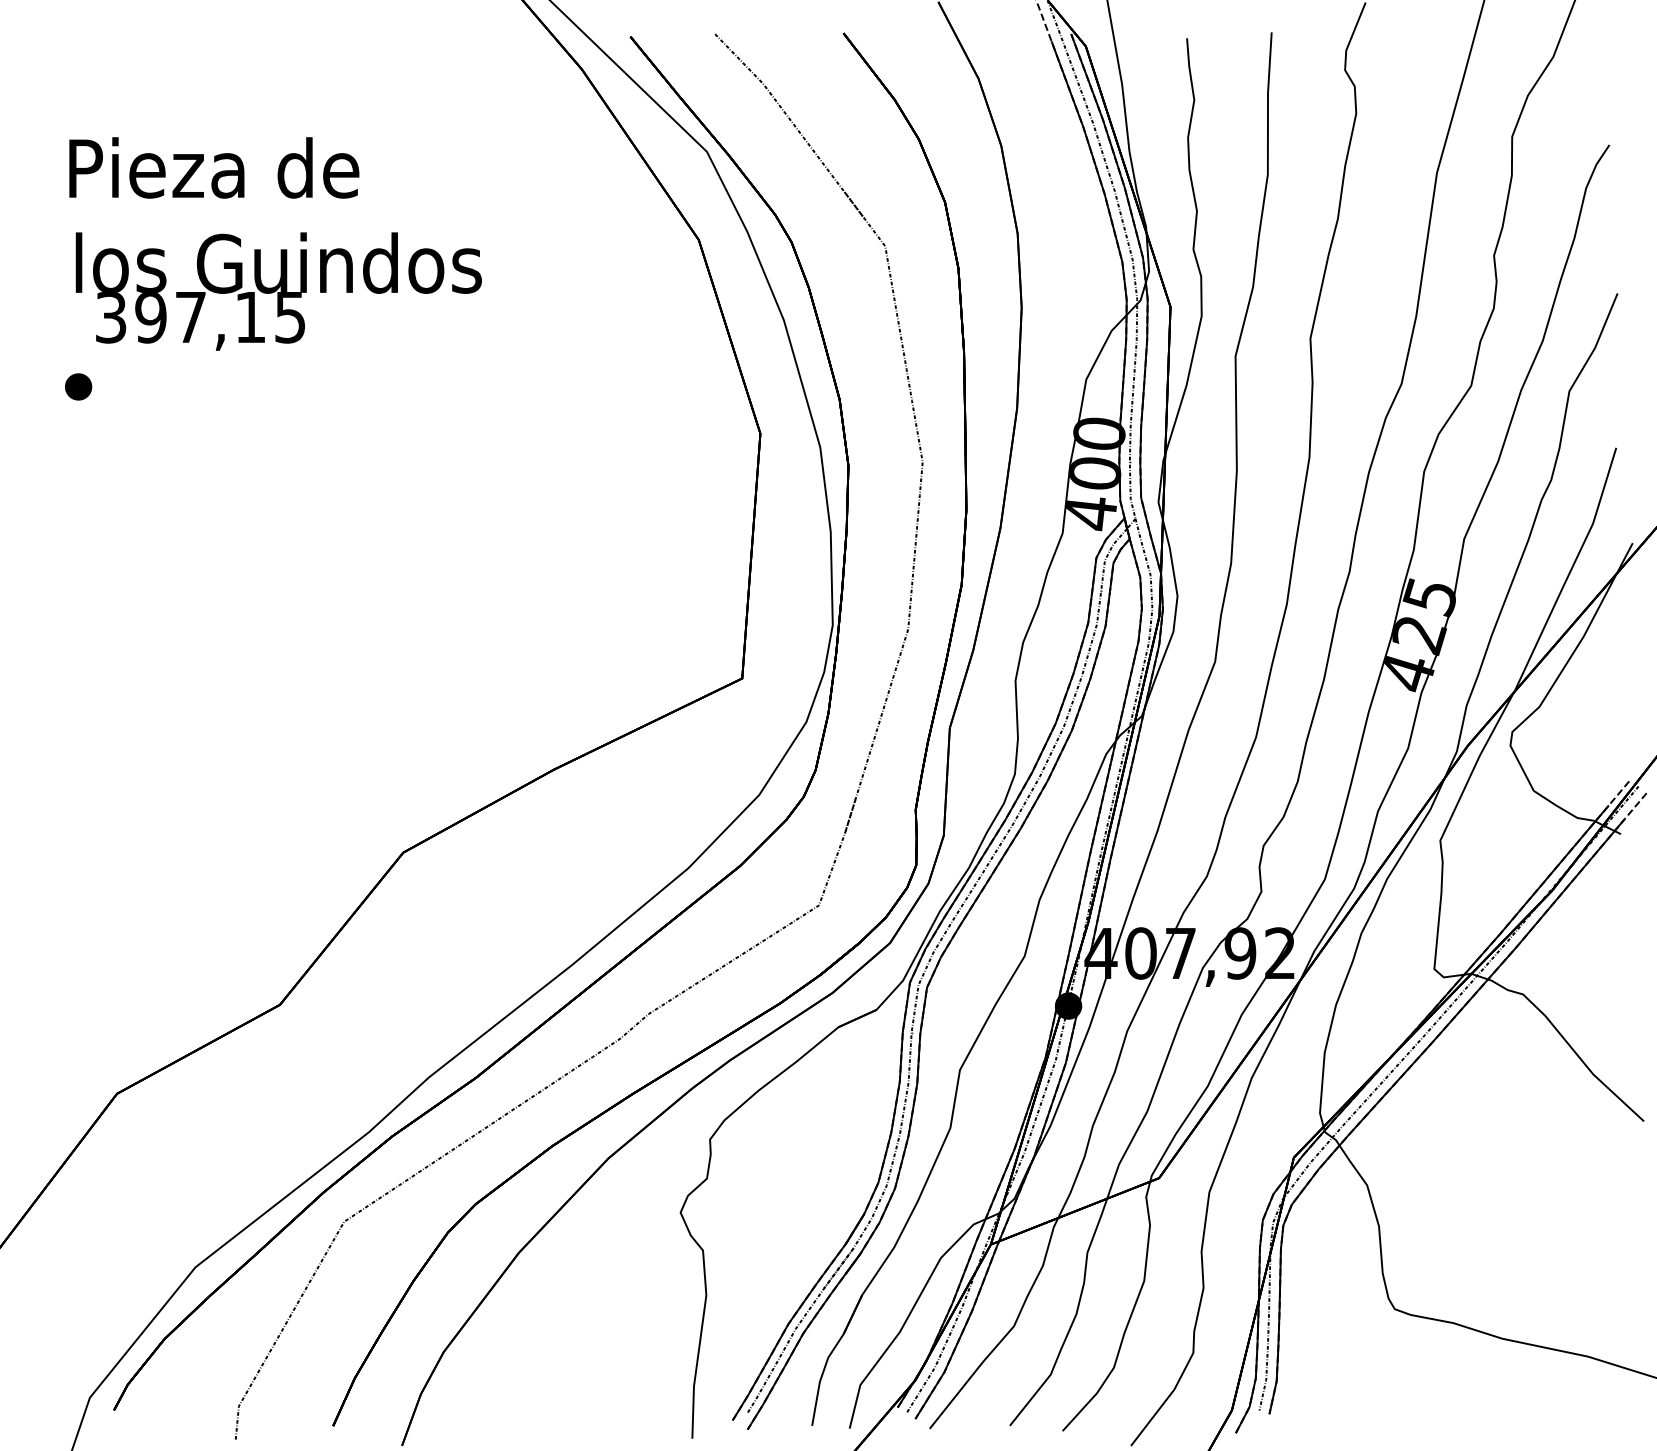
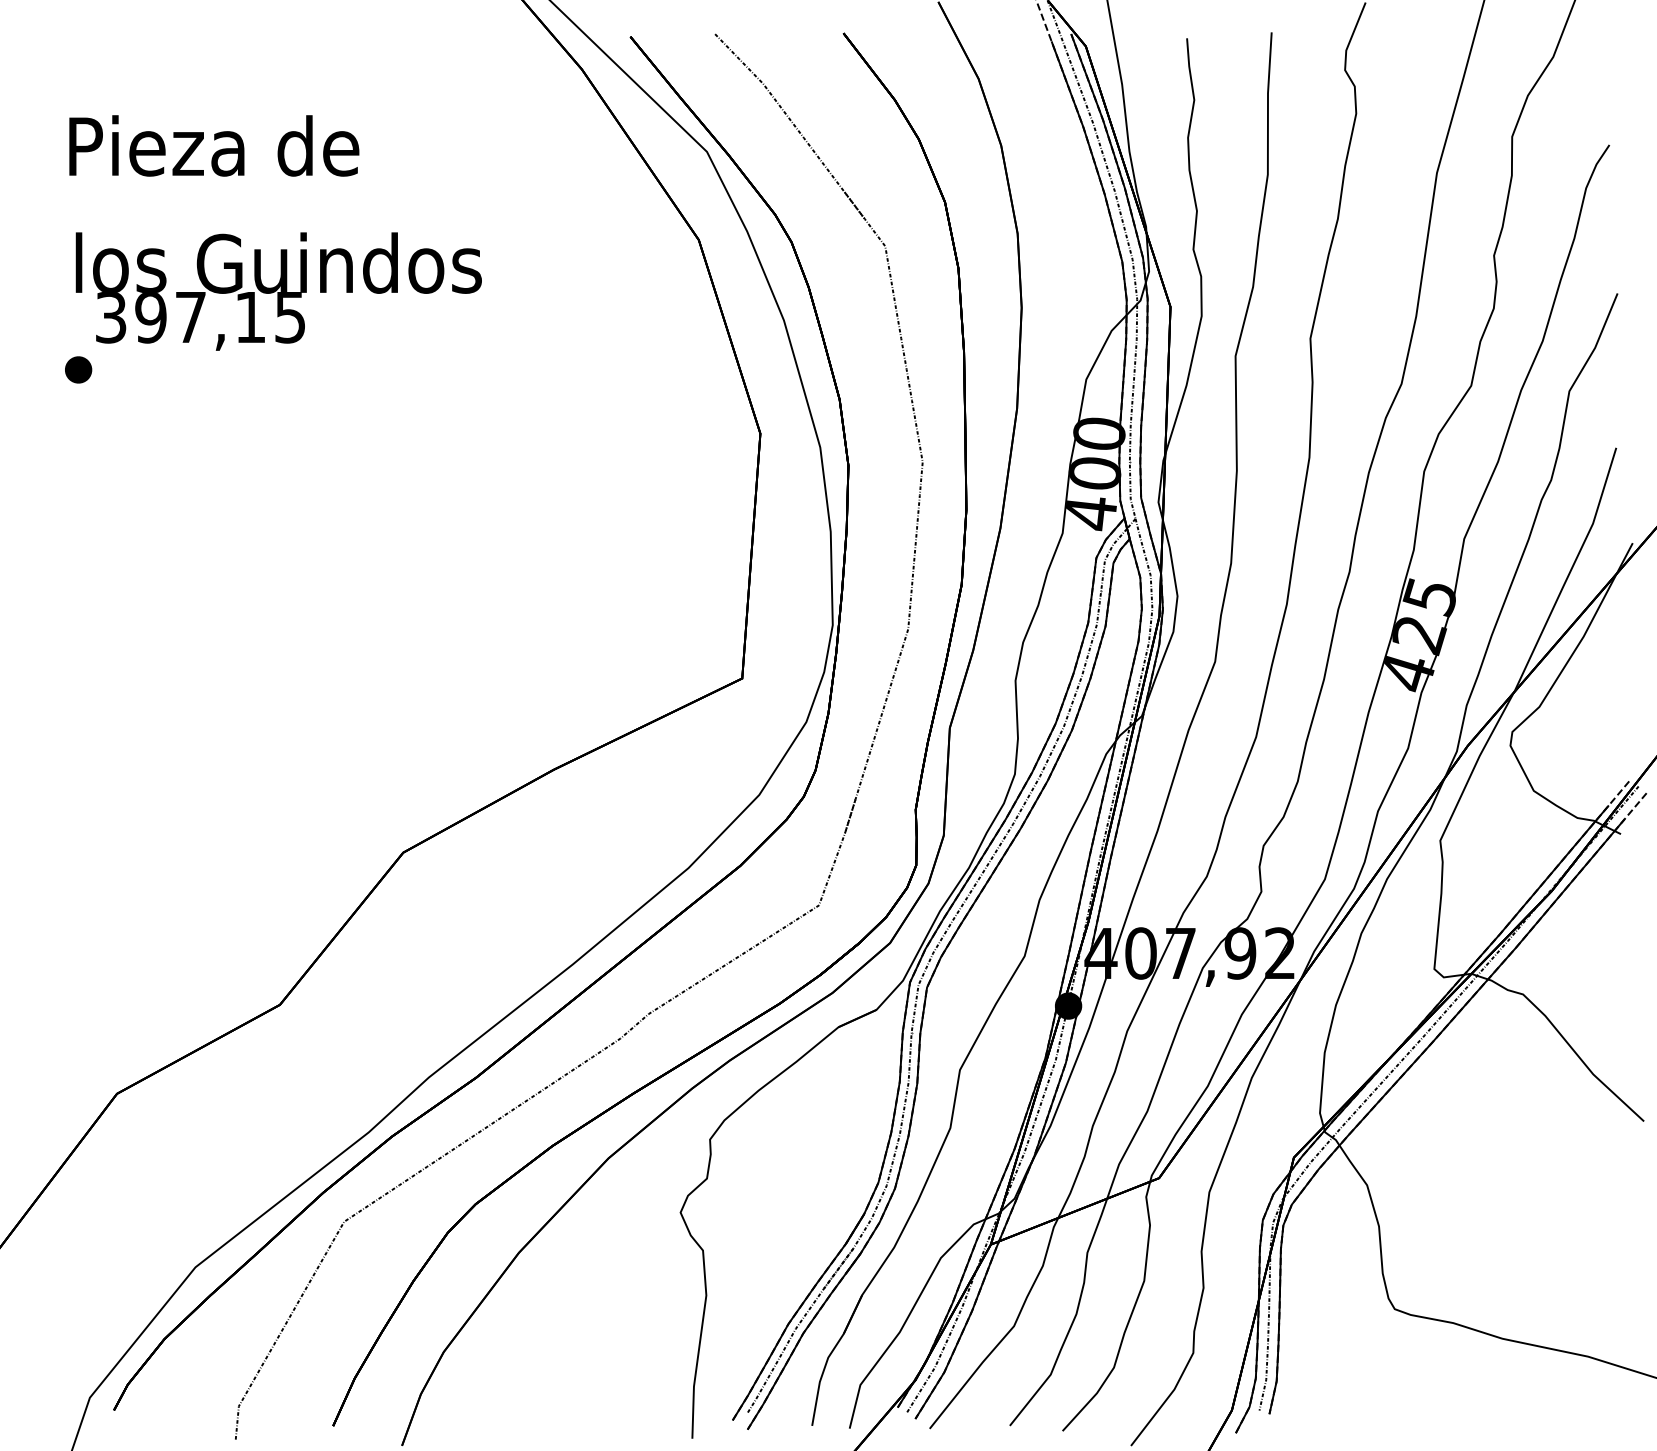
text position: (214, 167) -> (214, 145) (214, 145)
part position: (78, 386) -> (78, 369) (78, 369)
